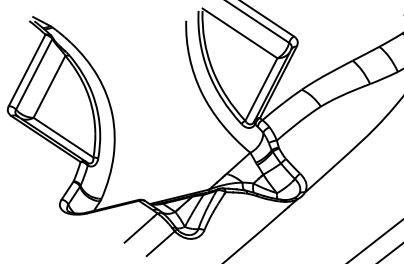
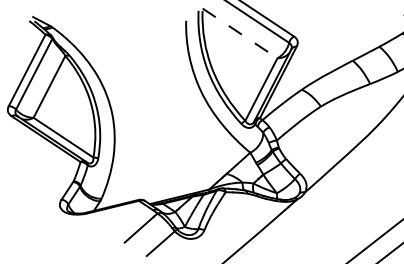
line: solid -> dashed (240, 33)
